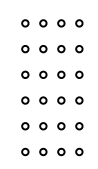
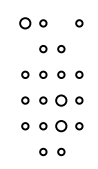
circle size: 9x9 px -> 13x13 px (25, 23)
circle: present -> none (61, 23)
circle: present -> none (25, 49)
circle: present -> none (79, 49)
circle size: 9x9 px -> 13x13 px (61, 100)
circle size: 9x9 px -> 13x13 px (61, 126)
circle: present -> none (25, 151)
circle: present -> none (79, 151)
